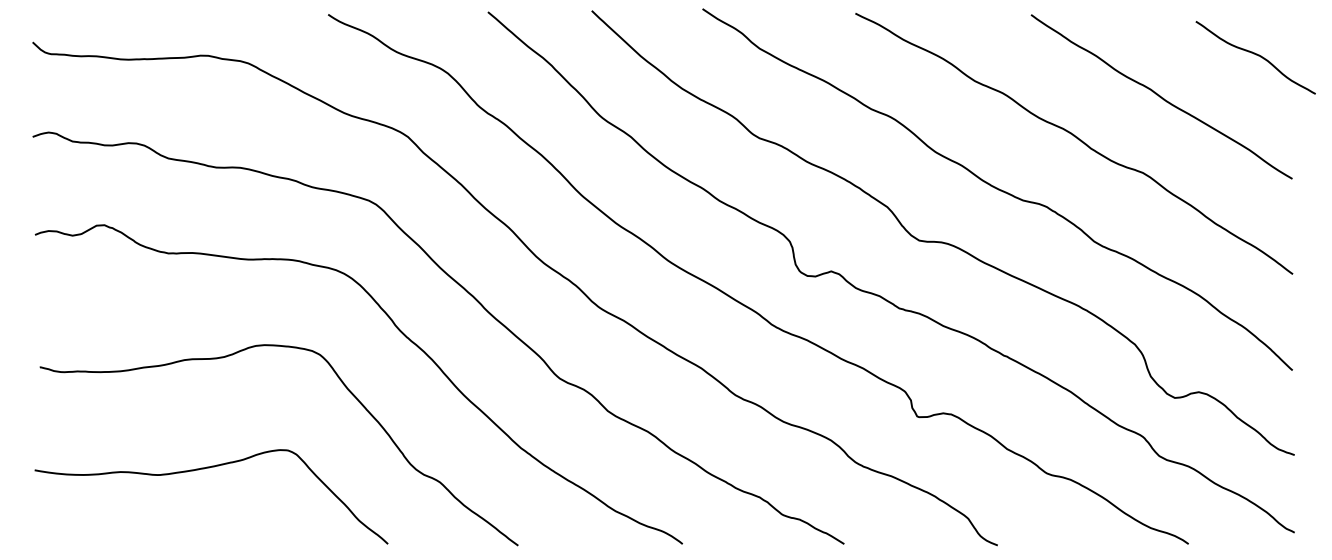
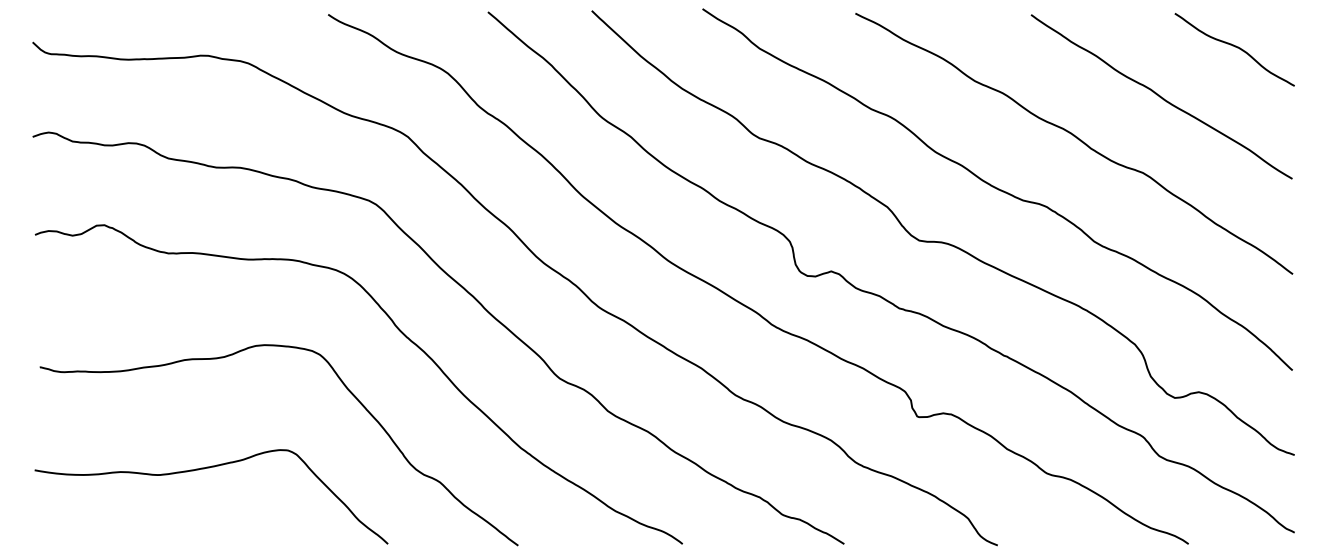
curve position: (1256, 55) -> (1235, 47) (1235, 47)
